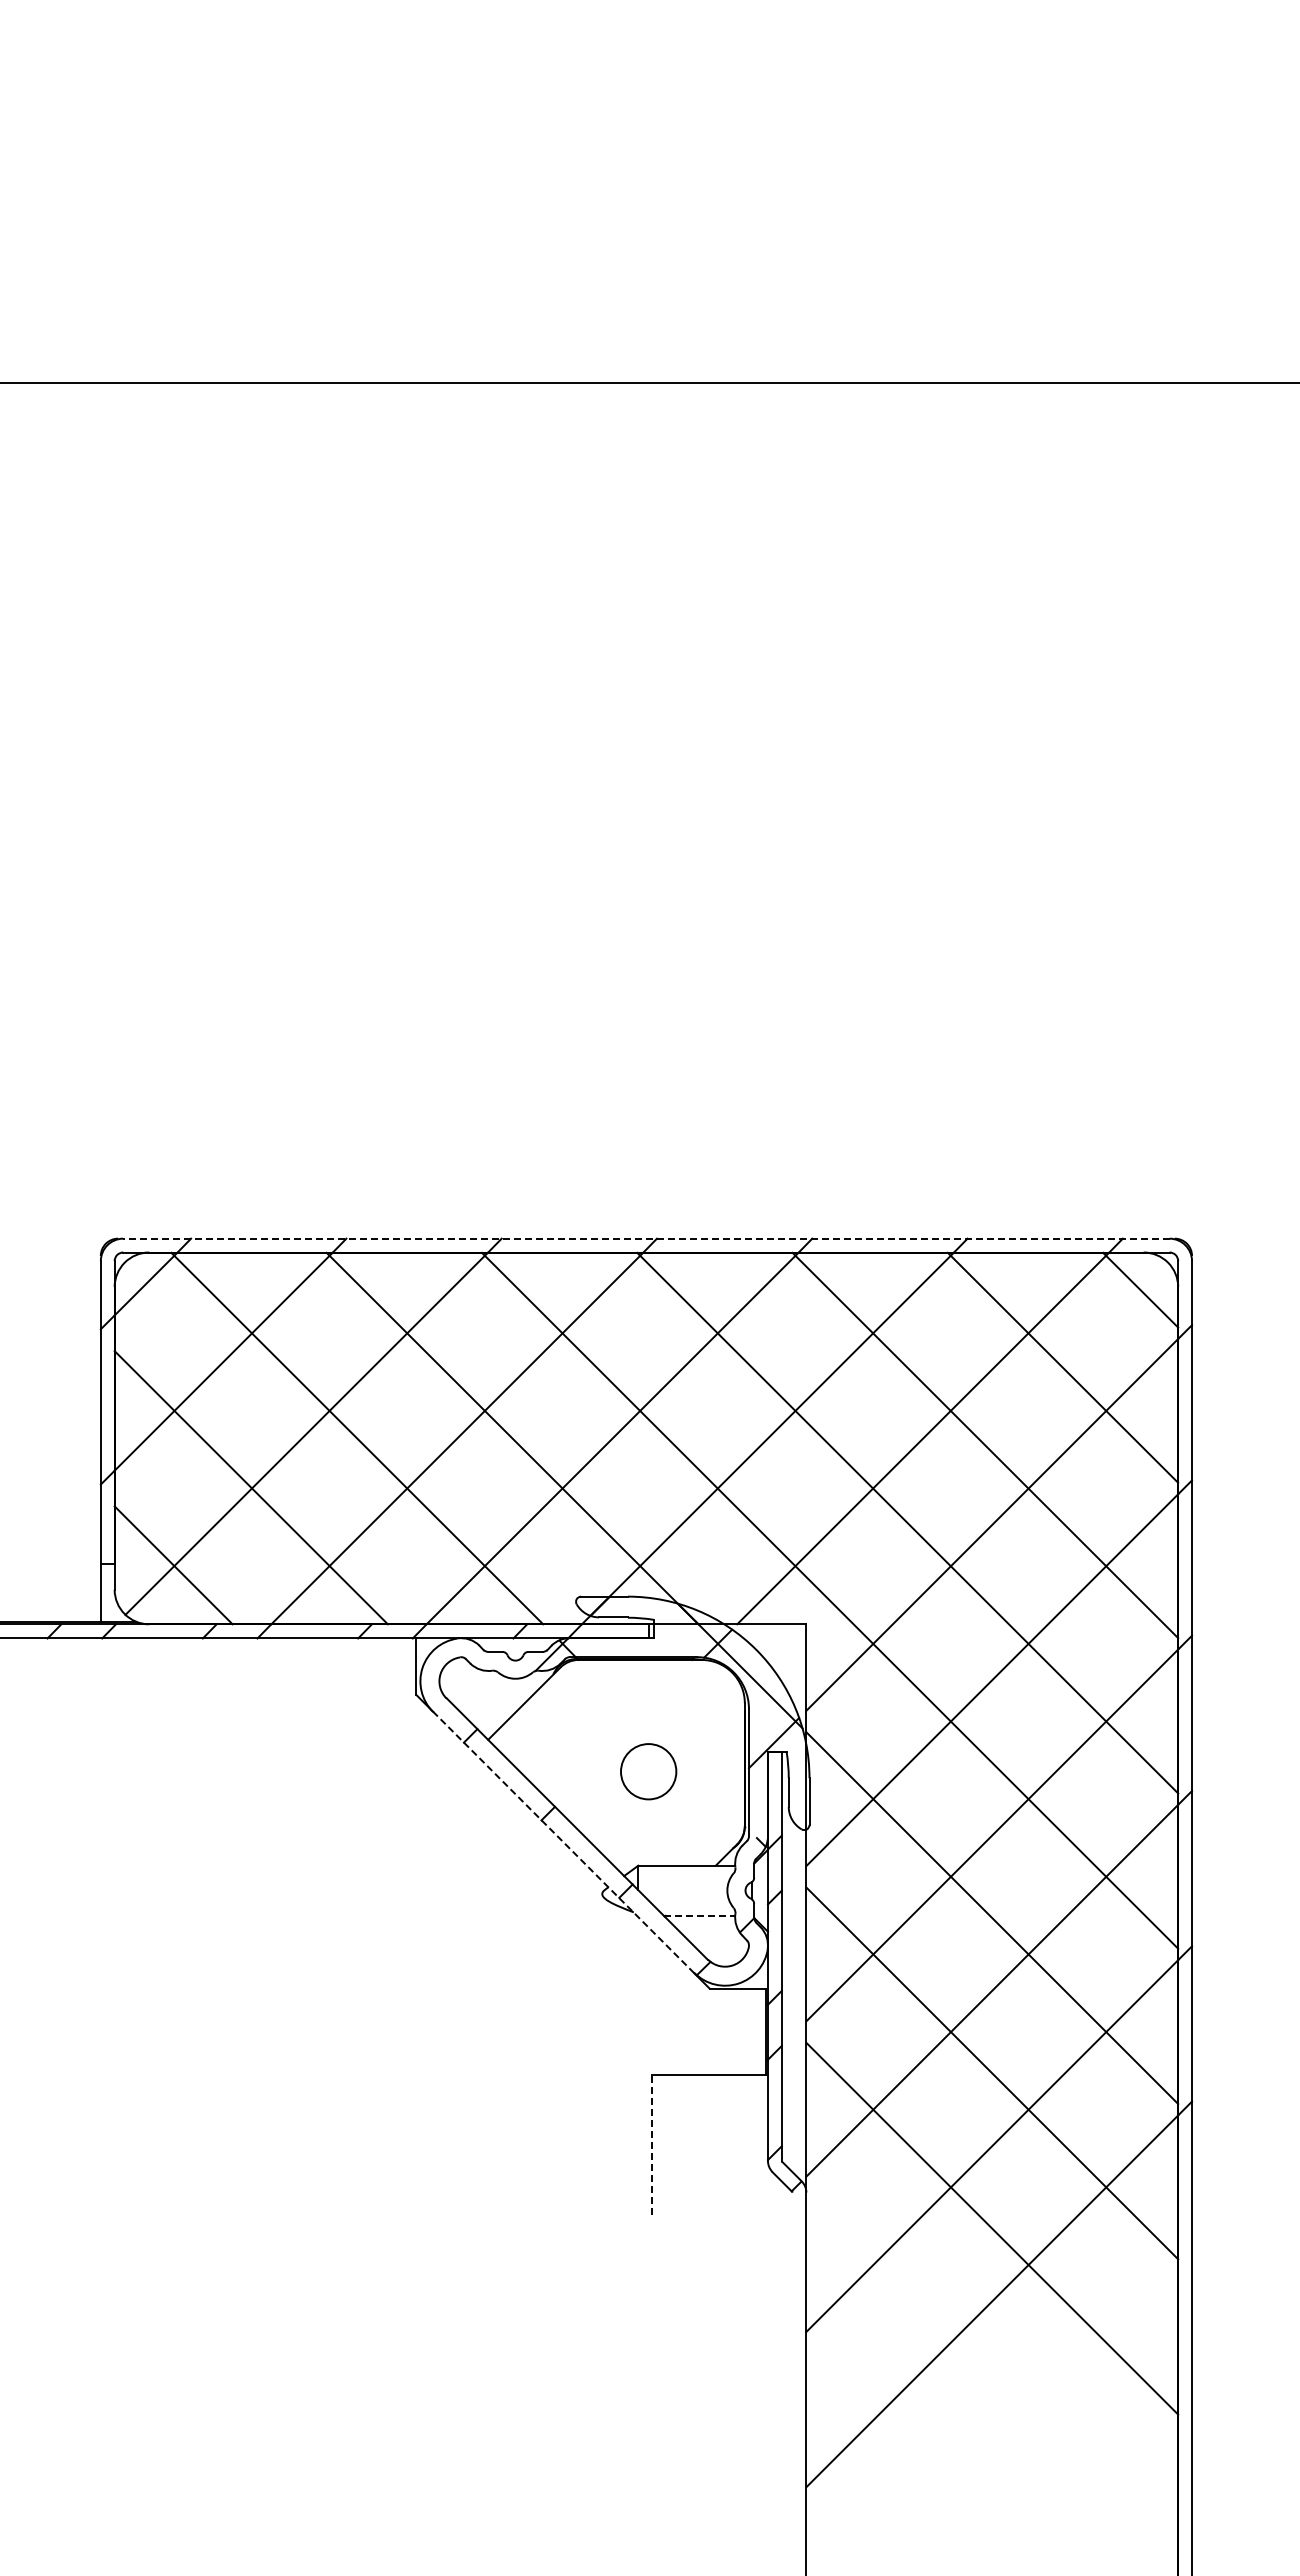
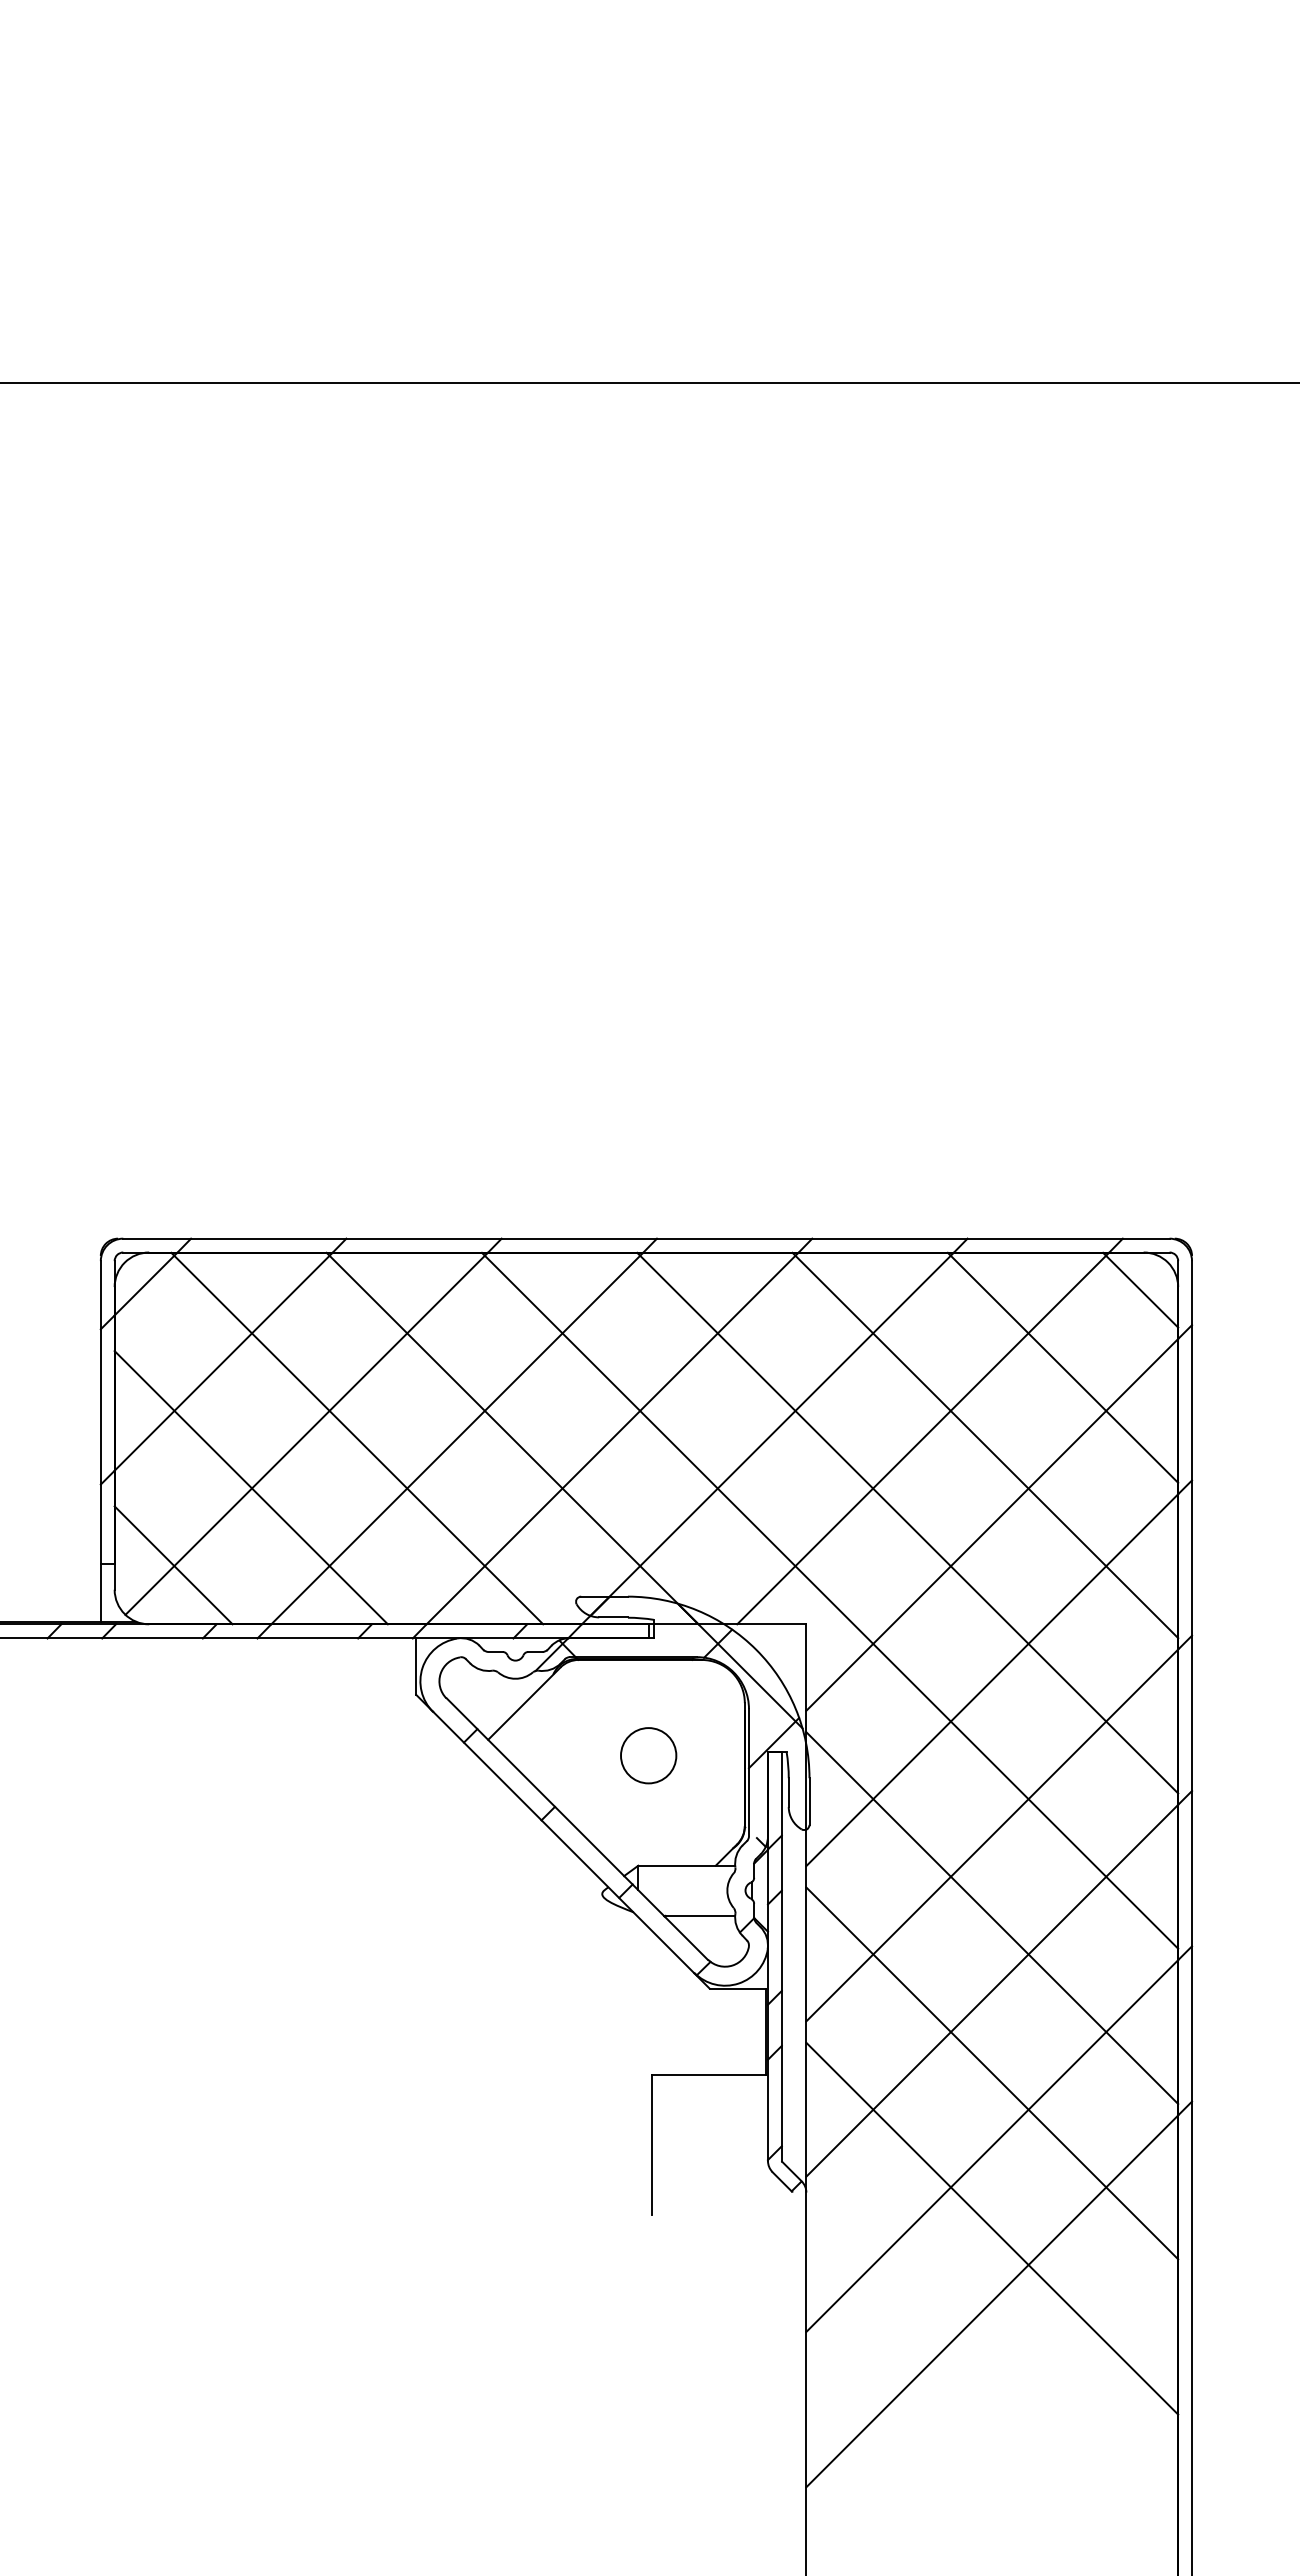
line: dashed -> solid (645, 1238)
circle position: (648, 1771) -> (648, 1755) (648, 1755)
line: dashed -> solid (563, 1842)
line: dashed -> solid (699, 1915)
line: dashed -> solid (652, 2144)
